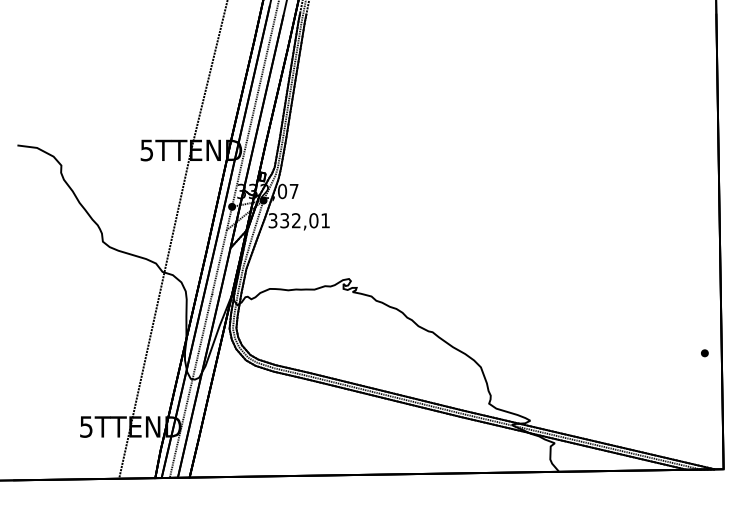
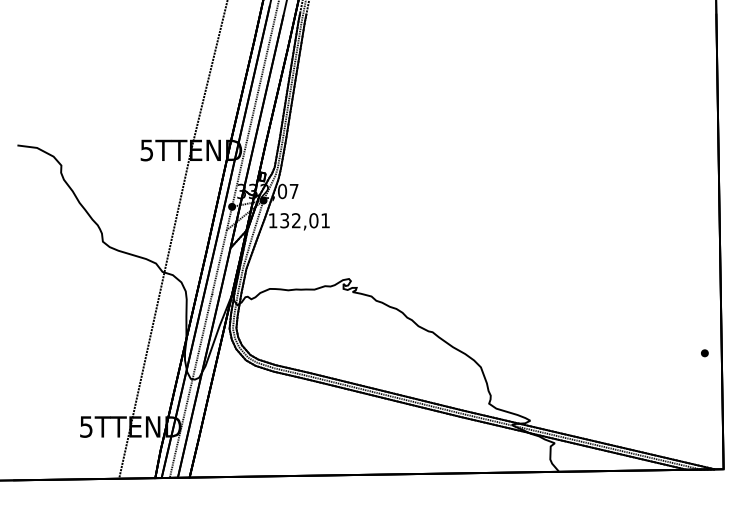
text: 332,01 -> 132,01 (272, 220)
